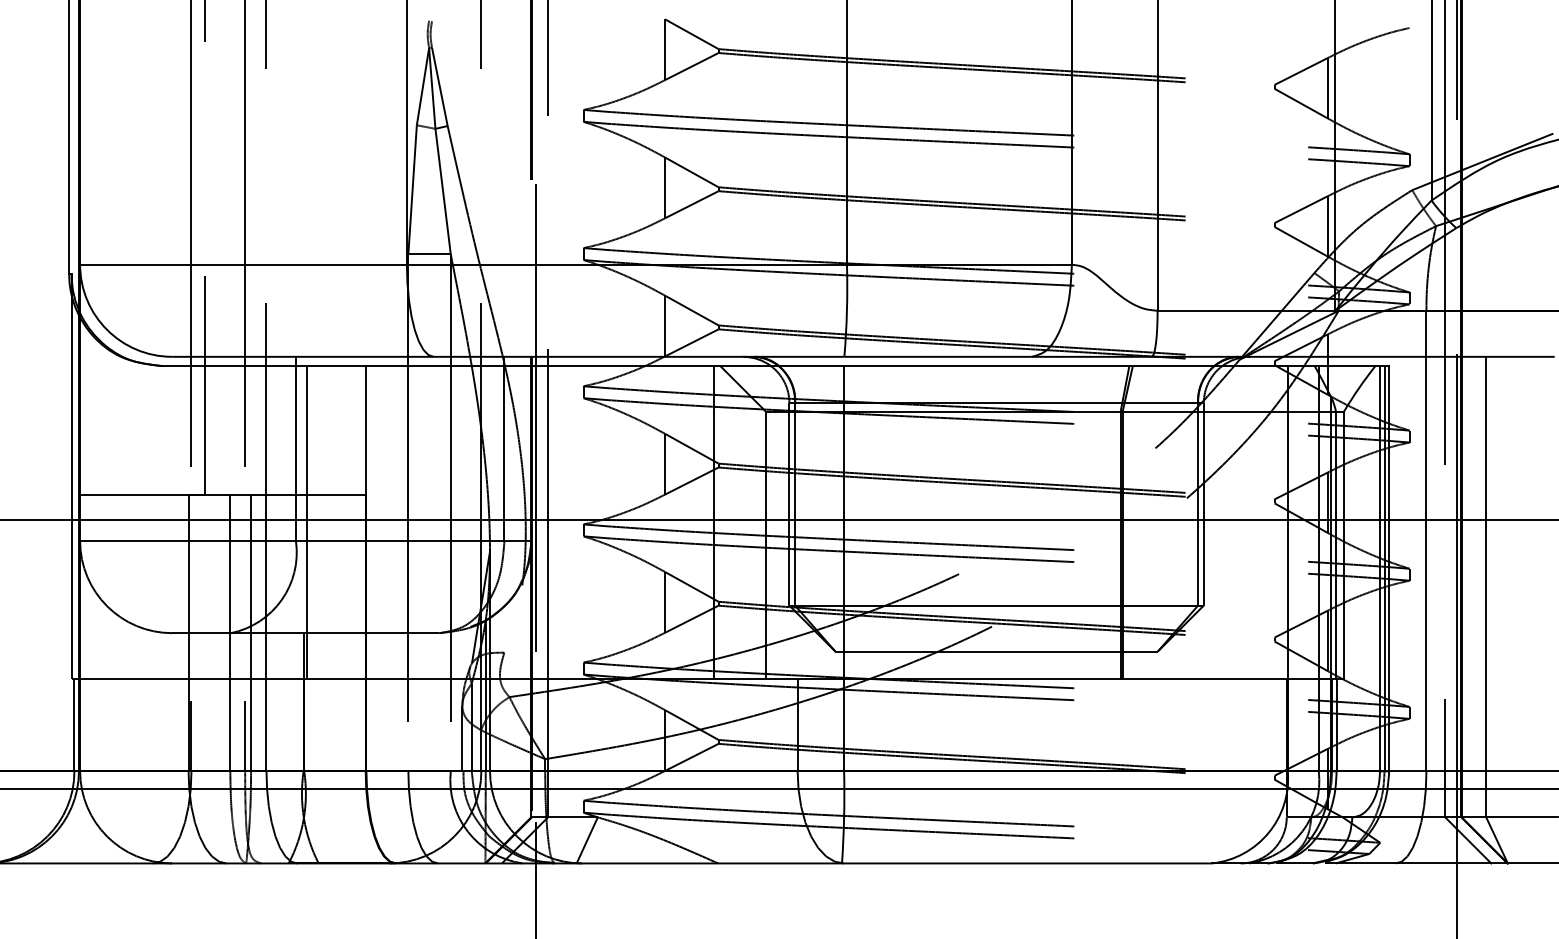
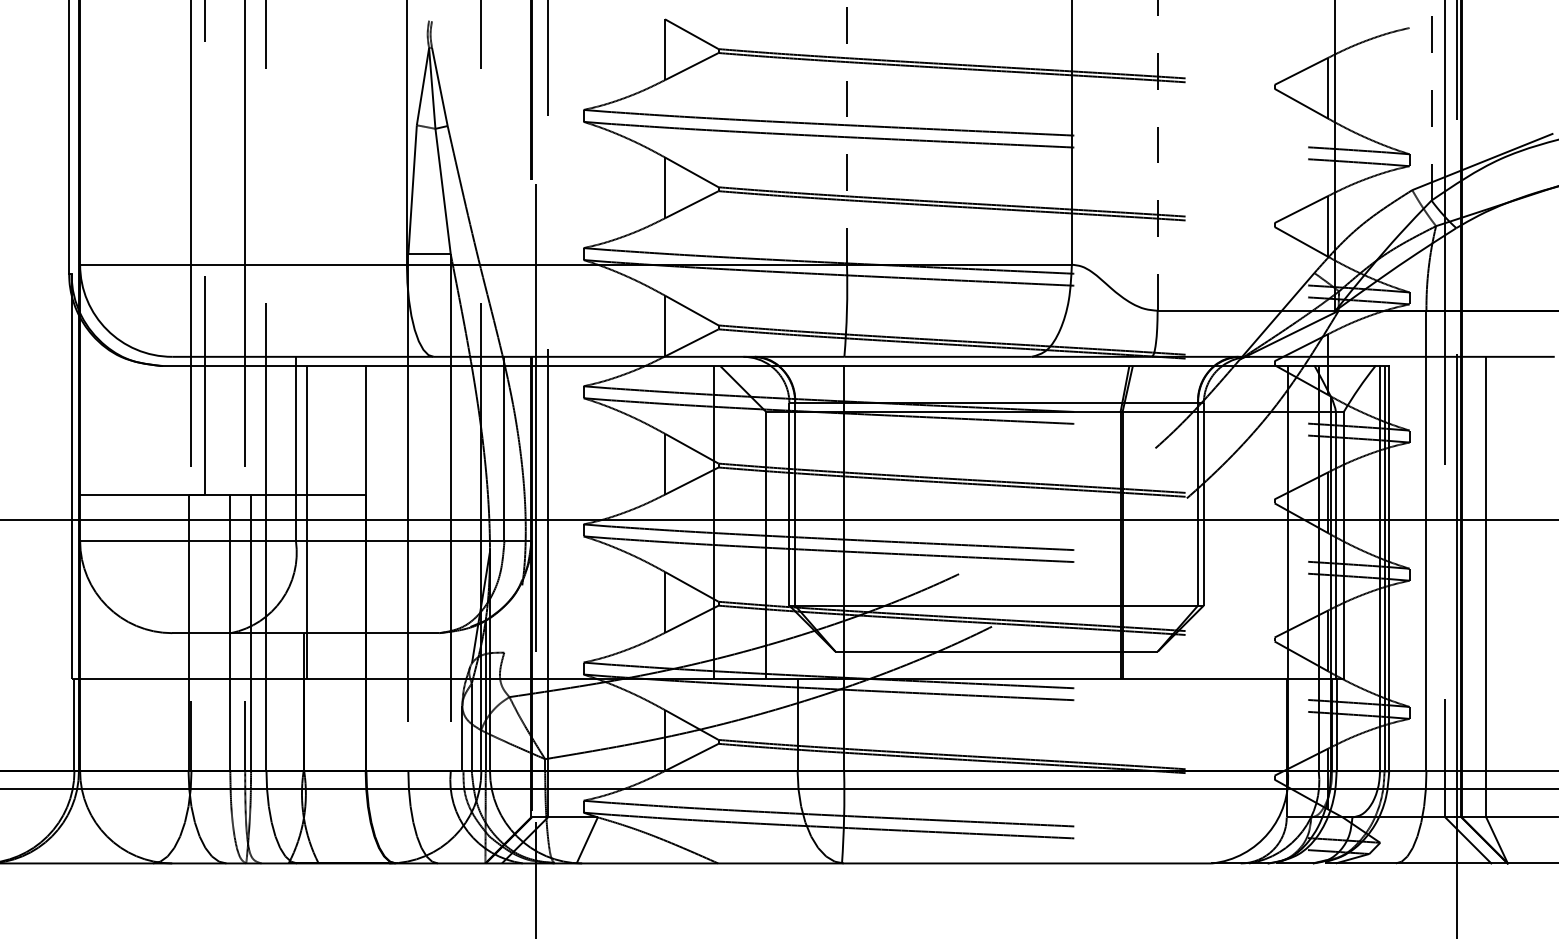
line: solid -> dashed (1431, 99)
line: solid -> dashed (846, 132)
line: solid -> dashed (1157, 155)
